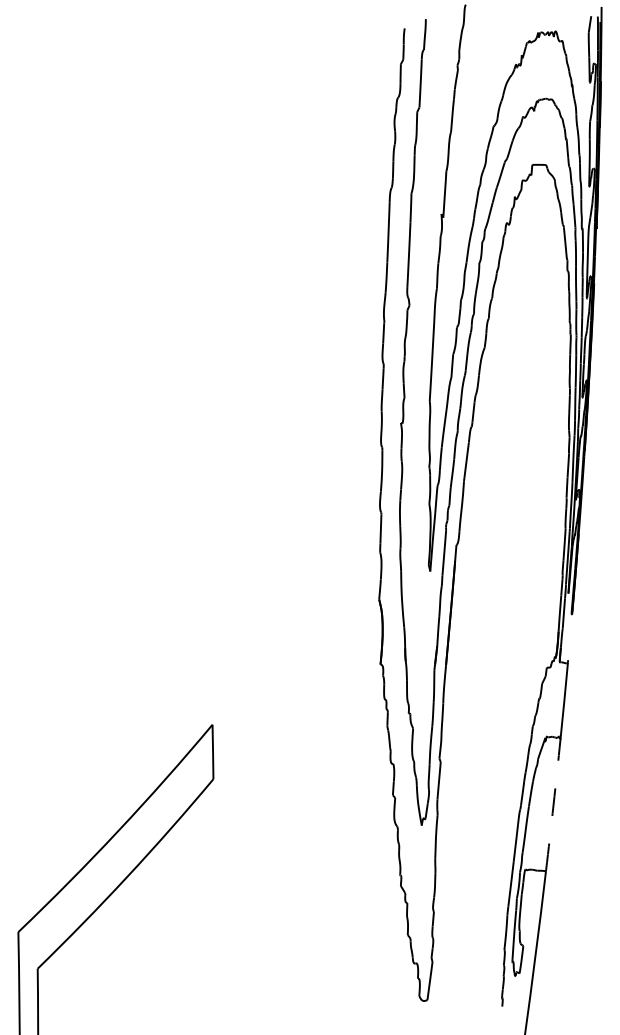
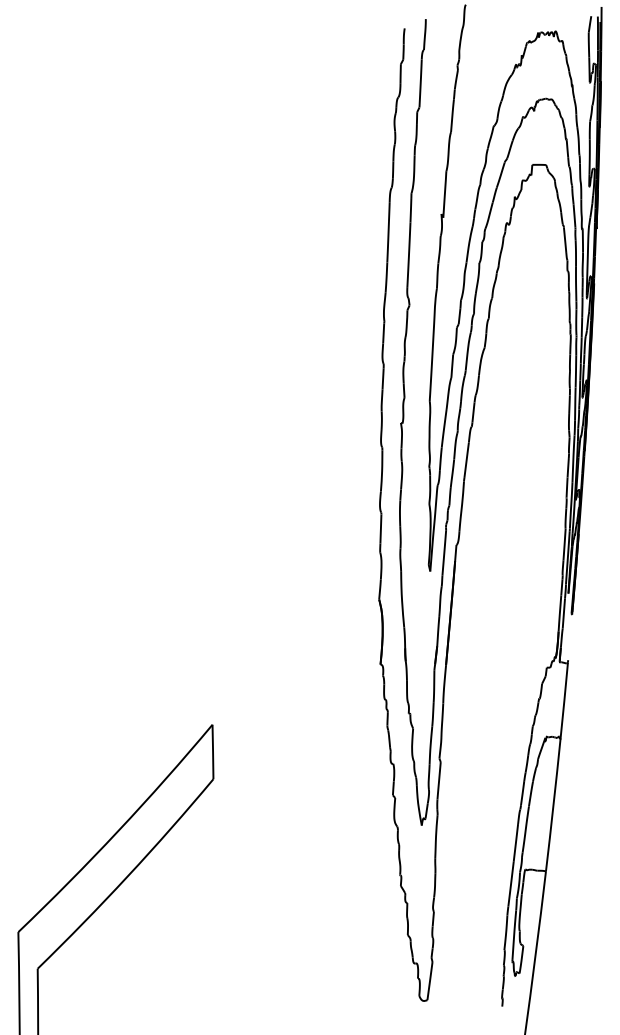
arc: dashed -> solid (553, 805)
